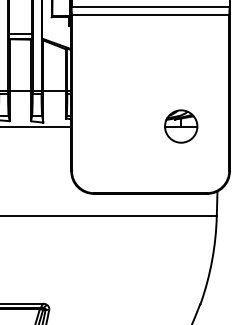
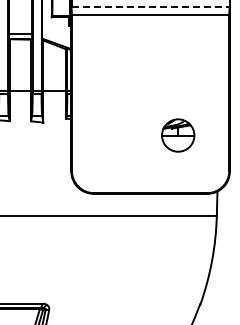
line: solid -> dashed (151, 7)
line: present -> none (36, 126)
part position: (181, 126) -> (178, 135) (178, 135)
